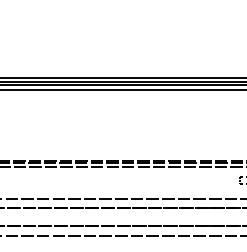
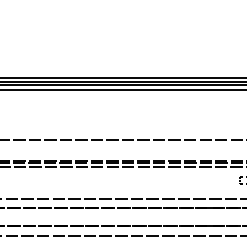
line: none -> present (122, 139)
